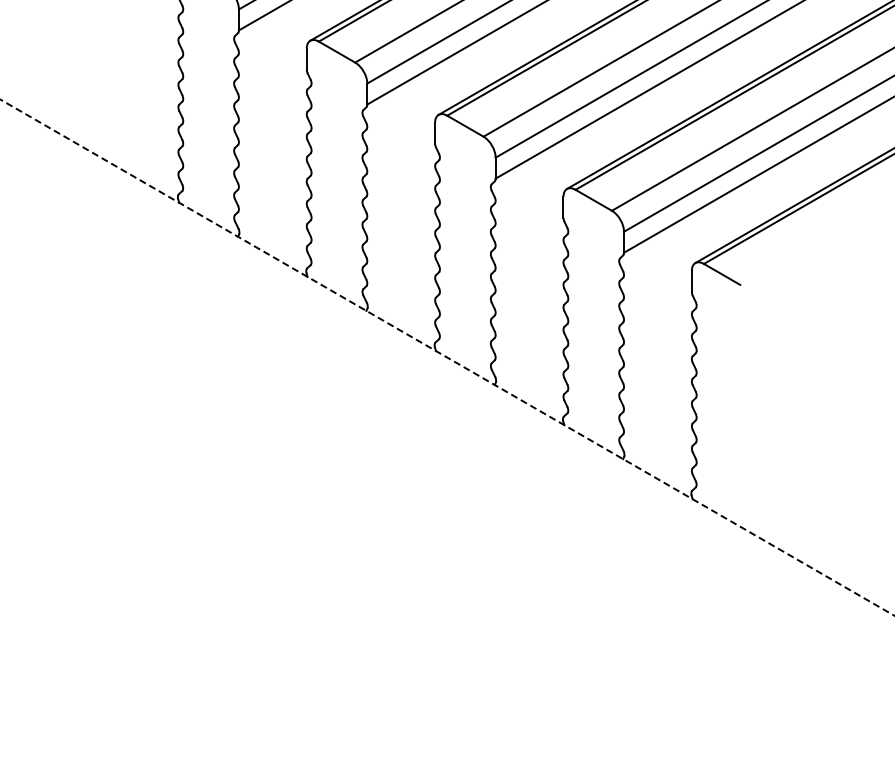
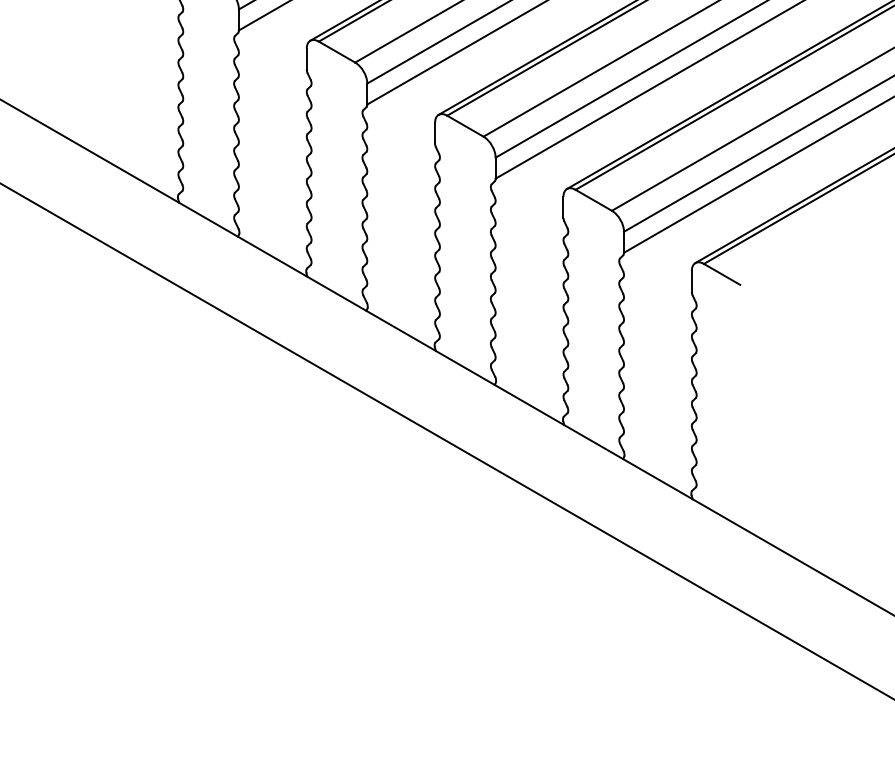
line: dashed -> solid (447, 357)
line: none -> present (446, 440)
